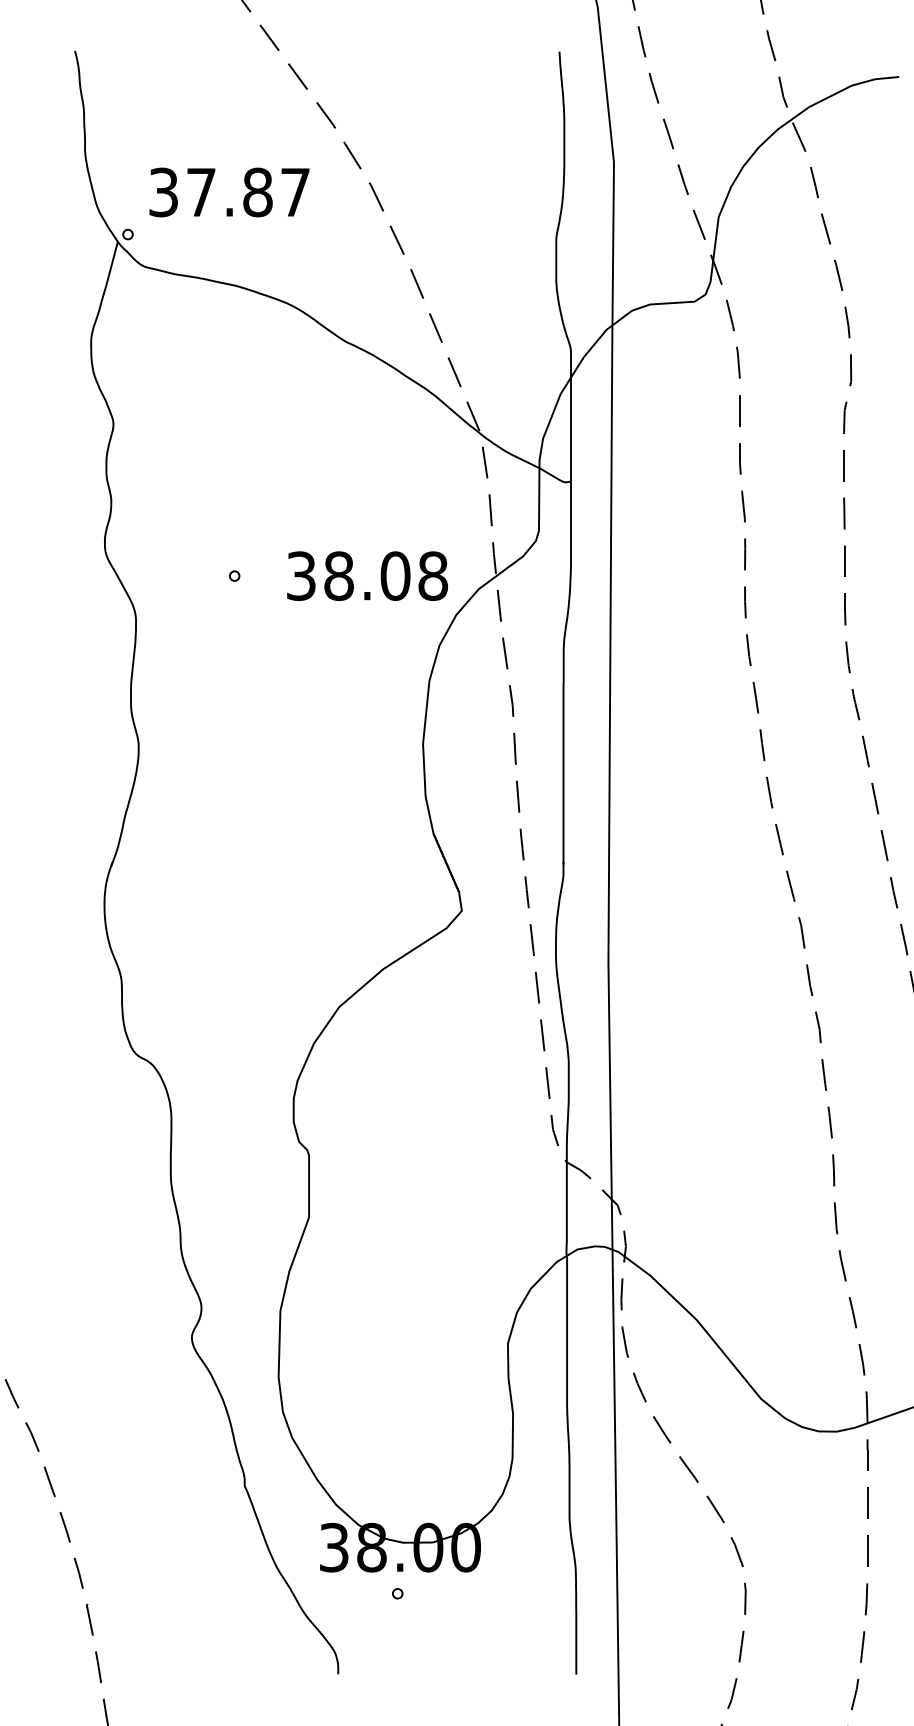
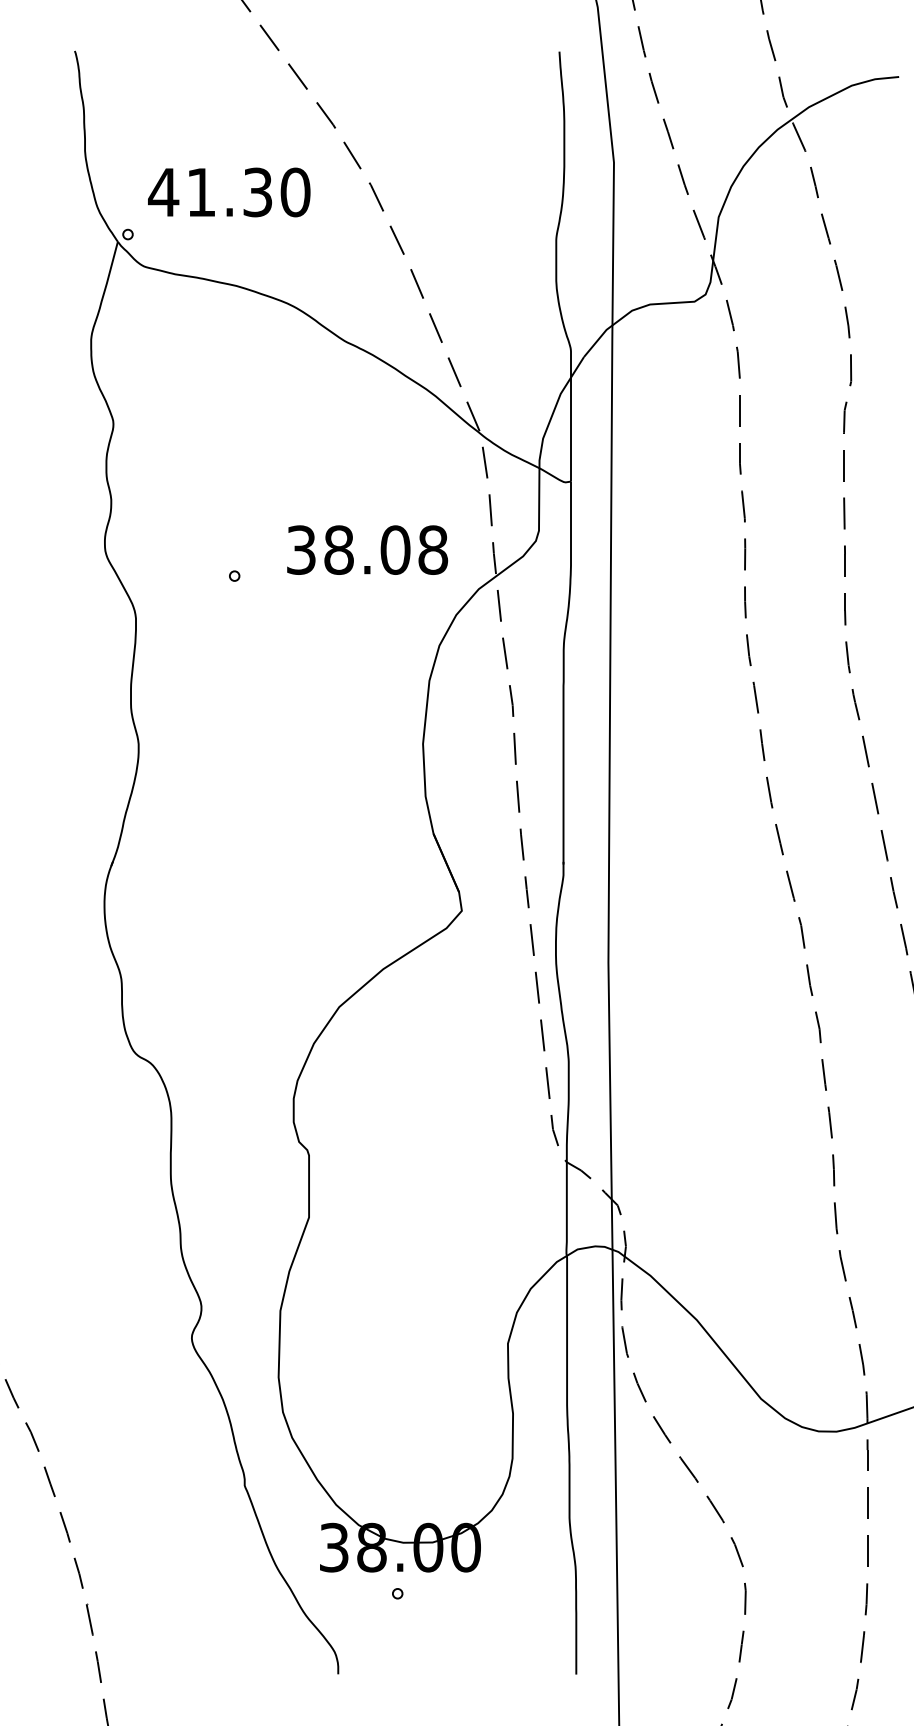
text: 37.87 -> 41.30 (229, 192)
text position: (367, 575) -> (367, 549) (367, 549)
